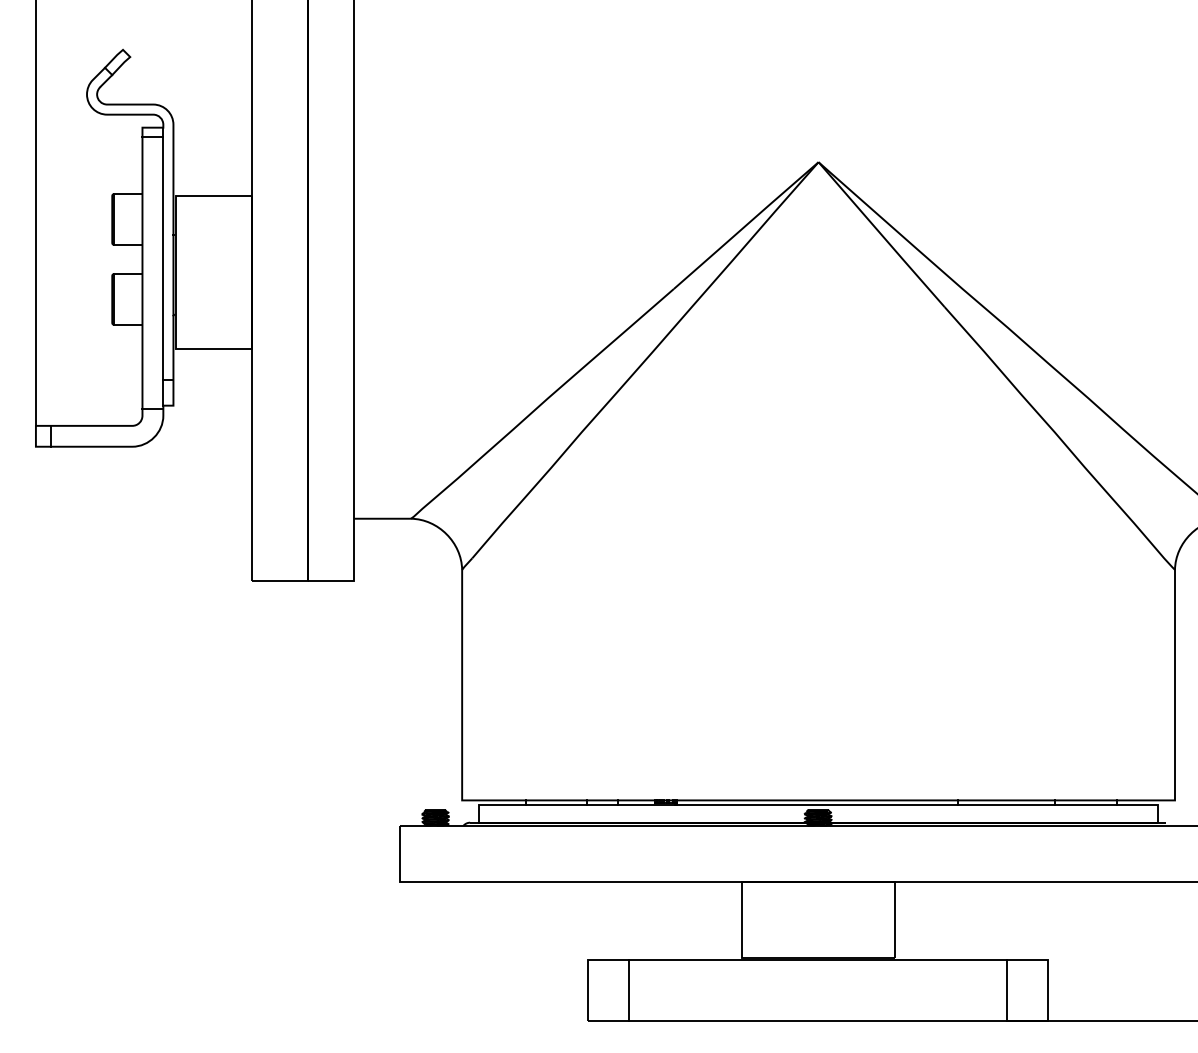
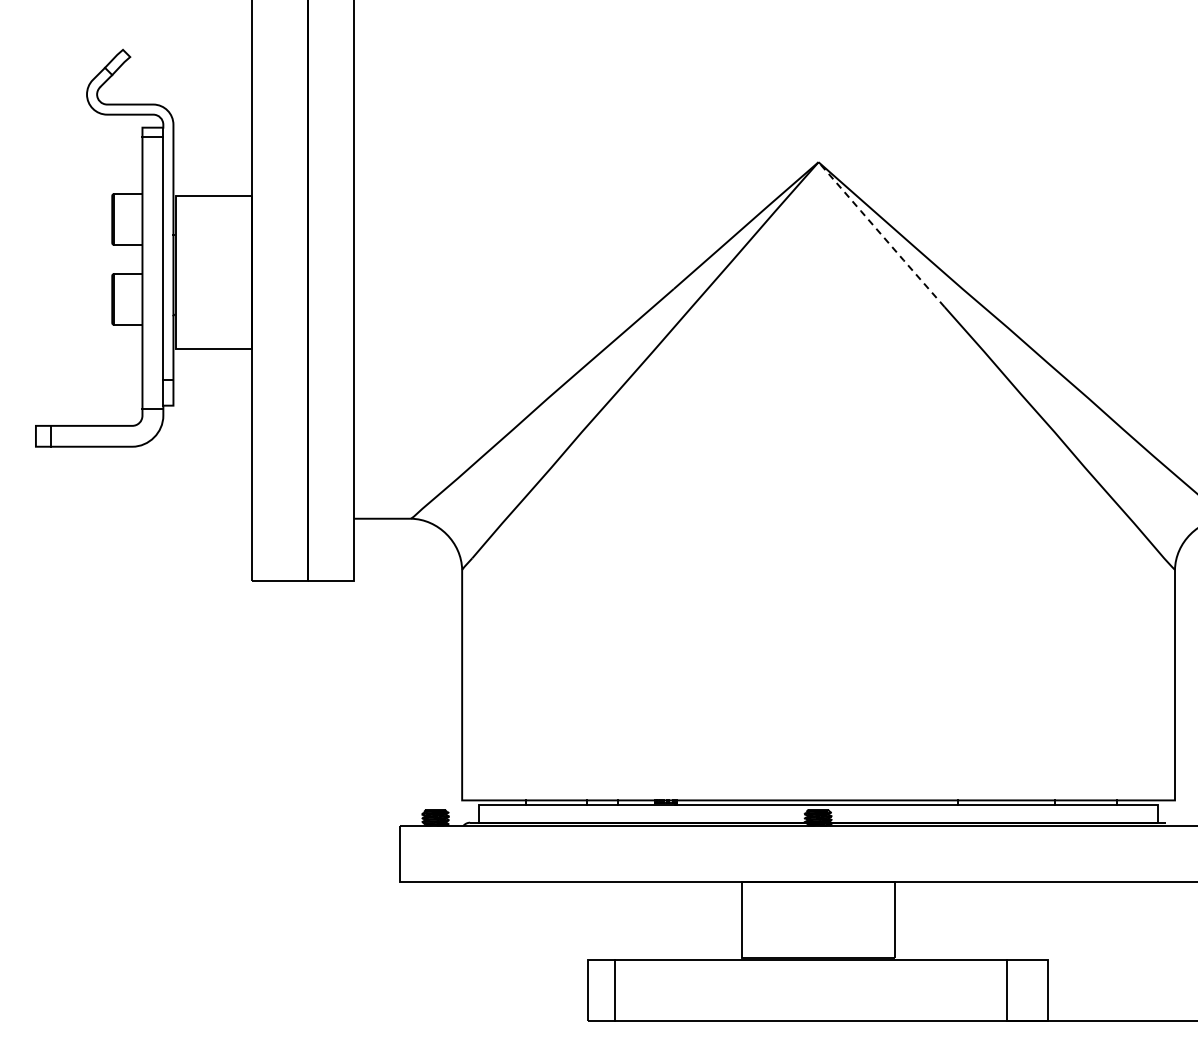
line: present -> none (35, 213)
line: solid -> dashed (881, 234)
line position: (629, 990) -> (615, 990) (615, 990)
